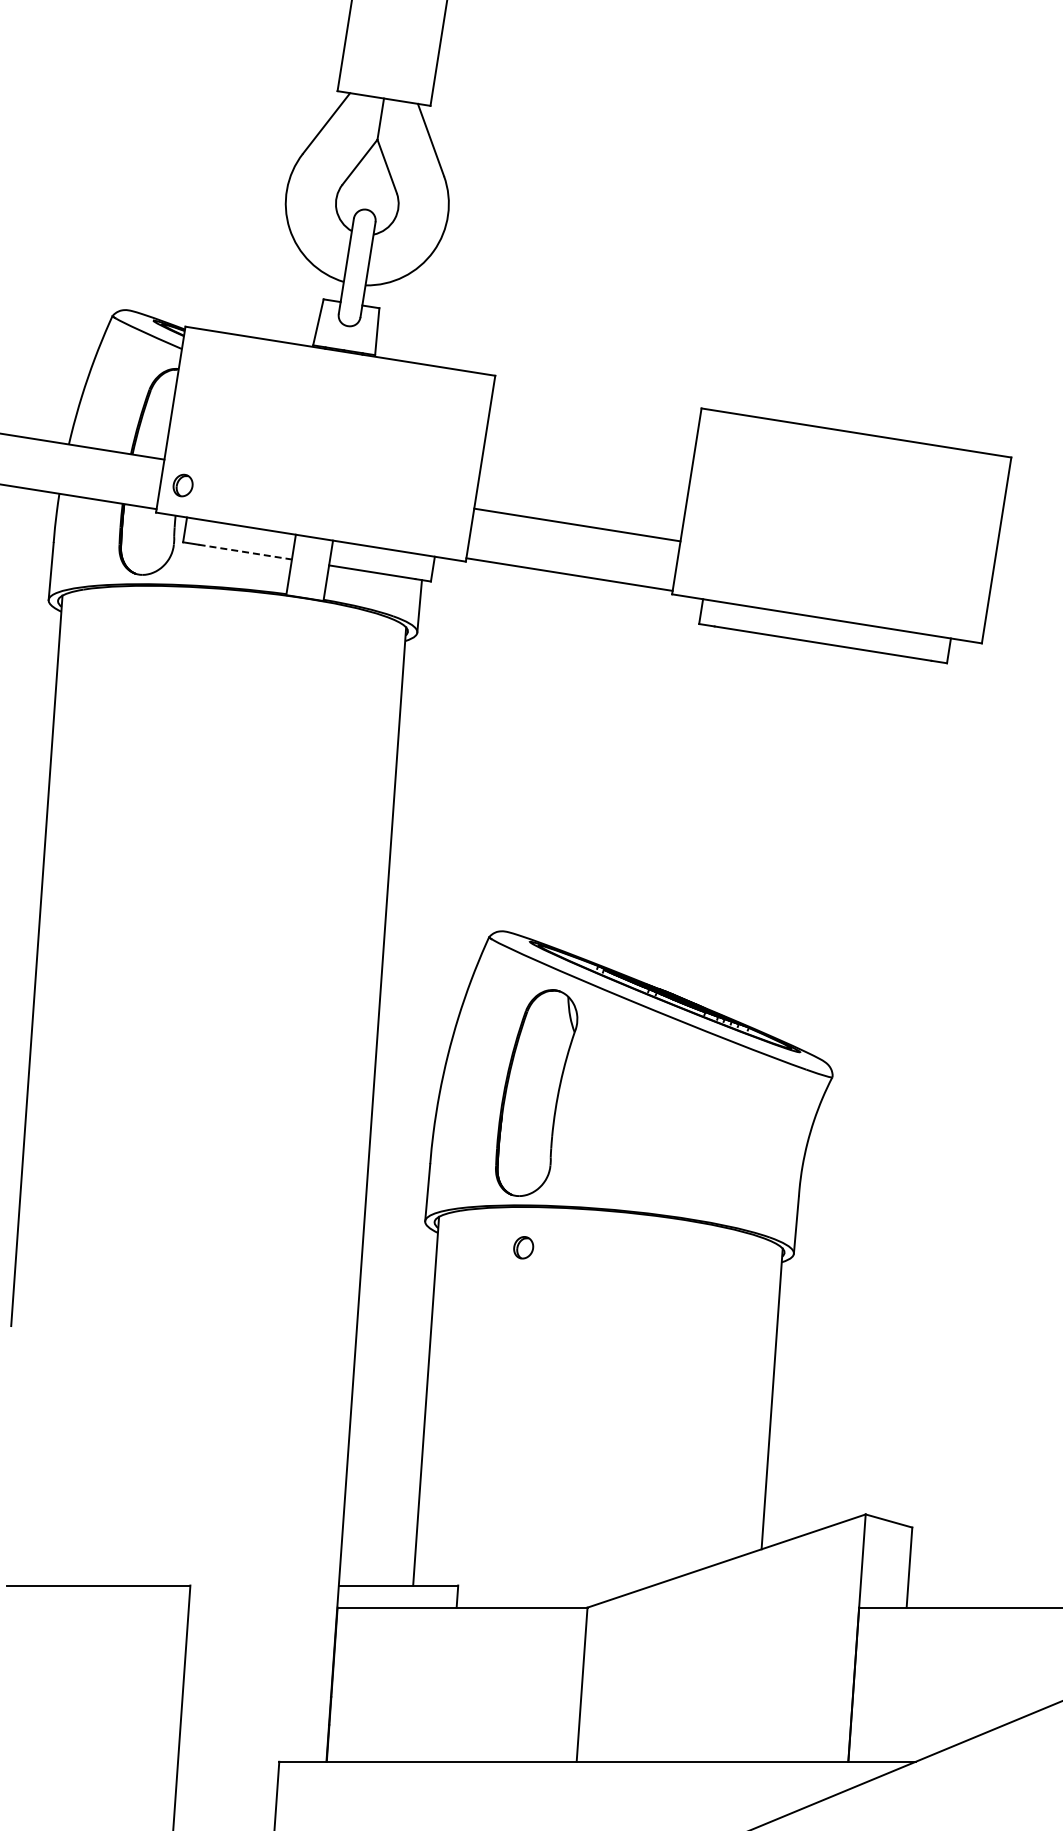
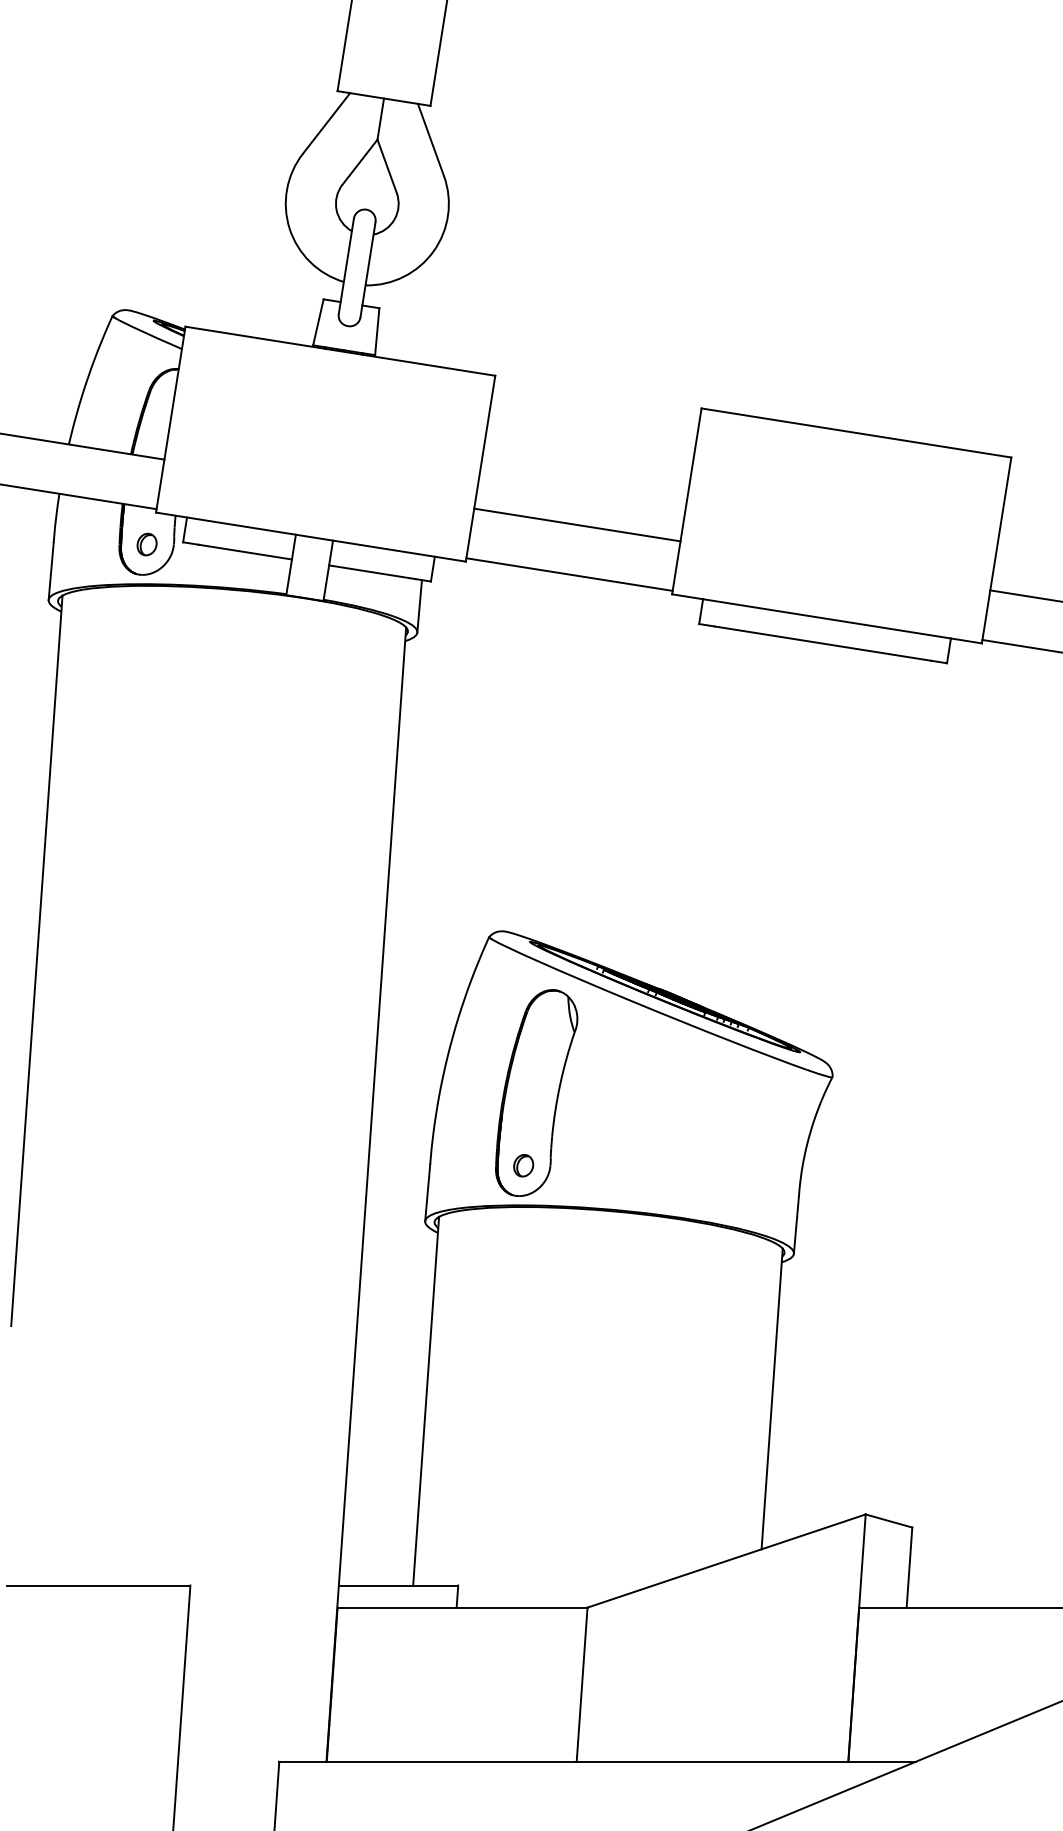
part position: (182, 485) -> (146, 544) (146, 544)
line: dashed -> solid (245, 552)
line: none -> present (1024, 595)
line: none -> present (1020, 646)
part position: (523, 1247) -> (523, 1165) (523, 1165)
